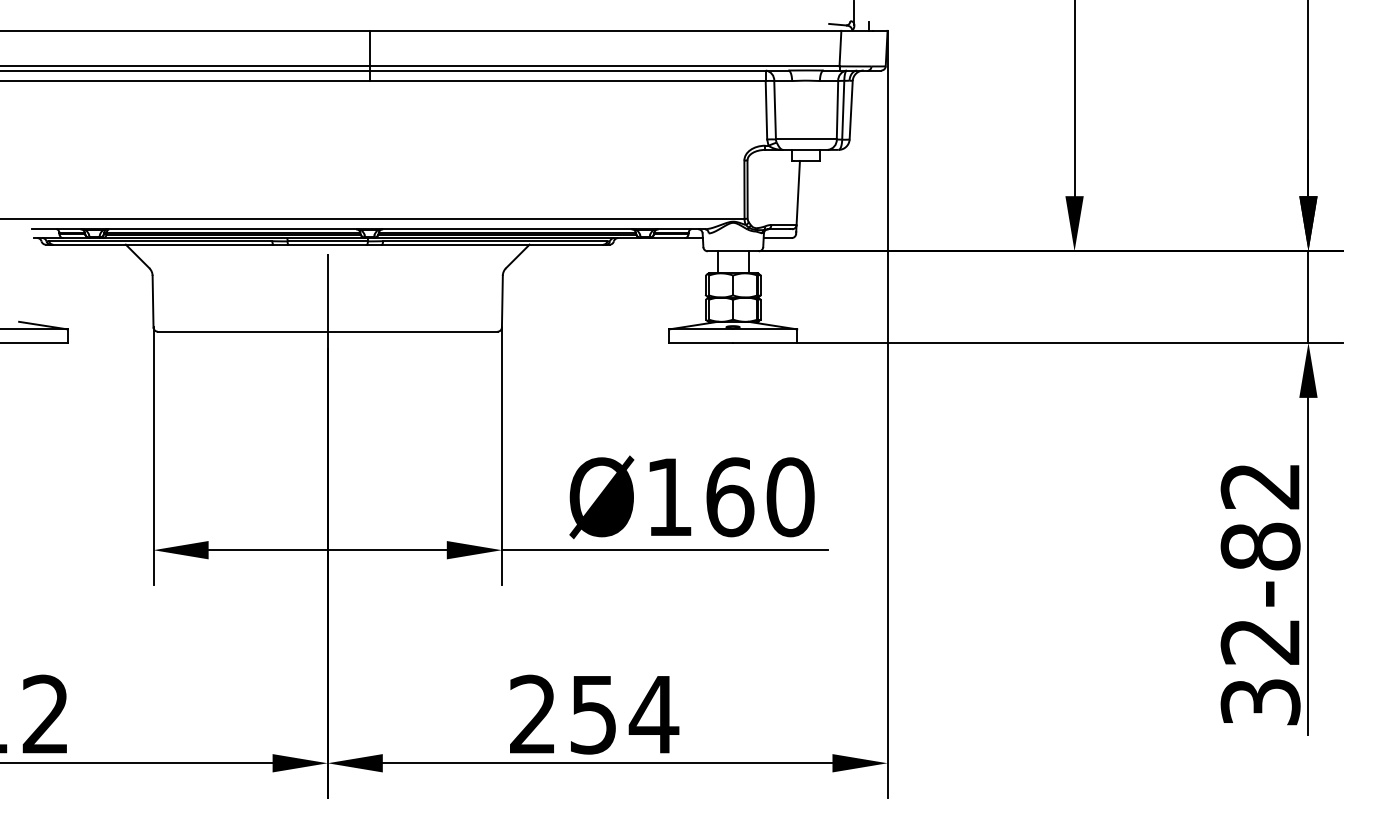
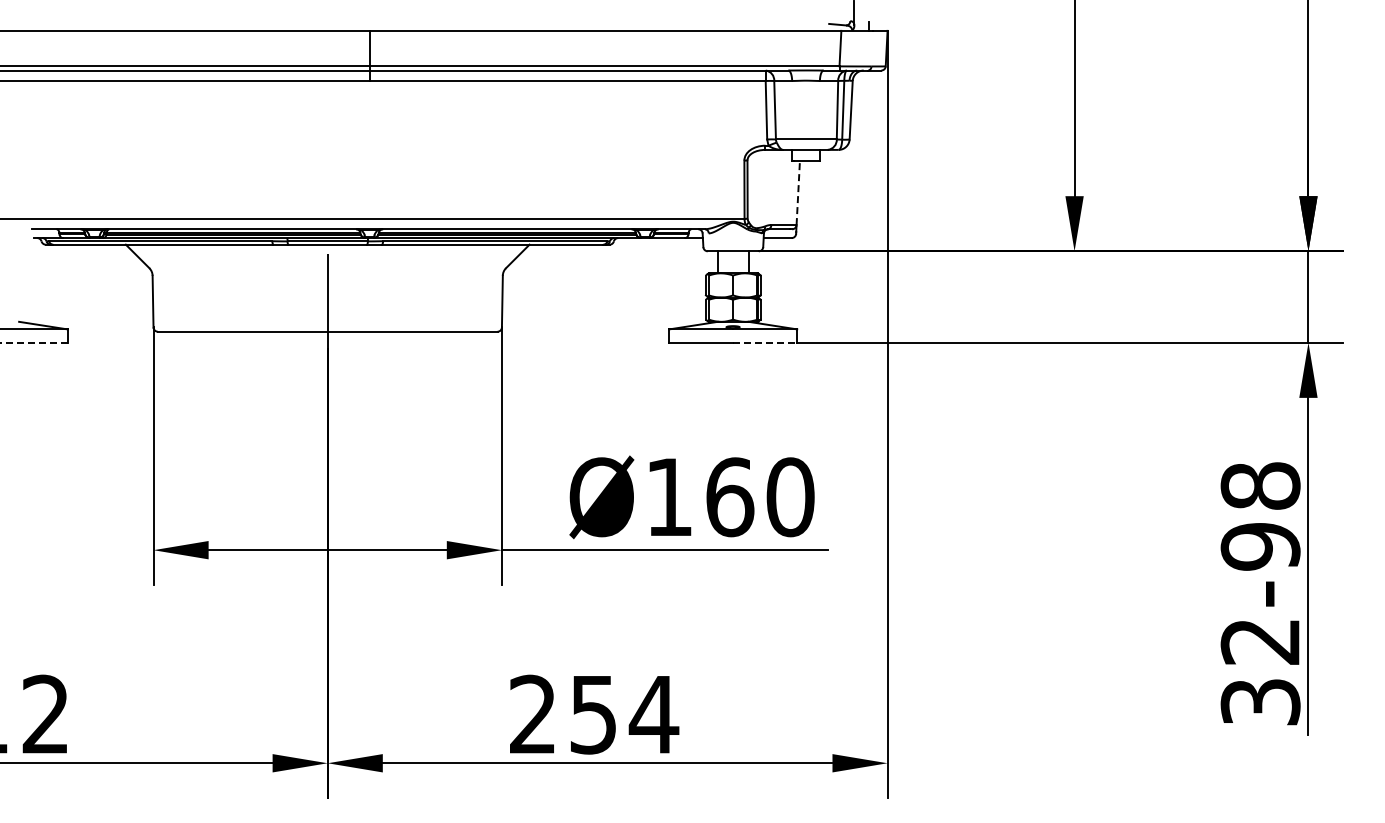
line: solid -> dashed (798, 192)
line: solid -> dashed (34, 342)
line: solid -> dashed (765, 342)
text: 32-82 -> 32-98 (1260, 516)
